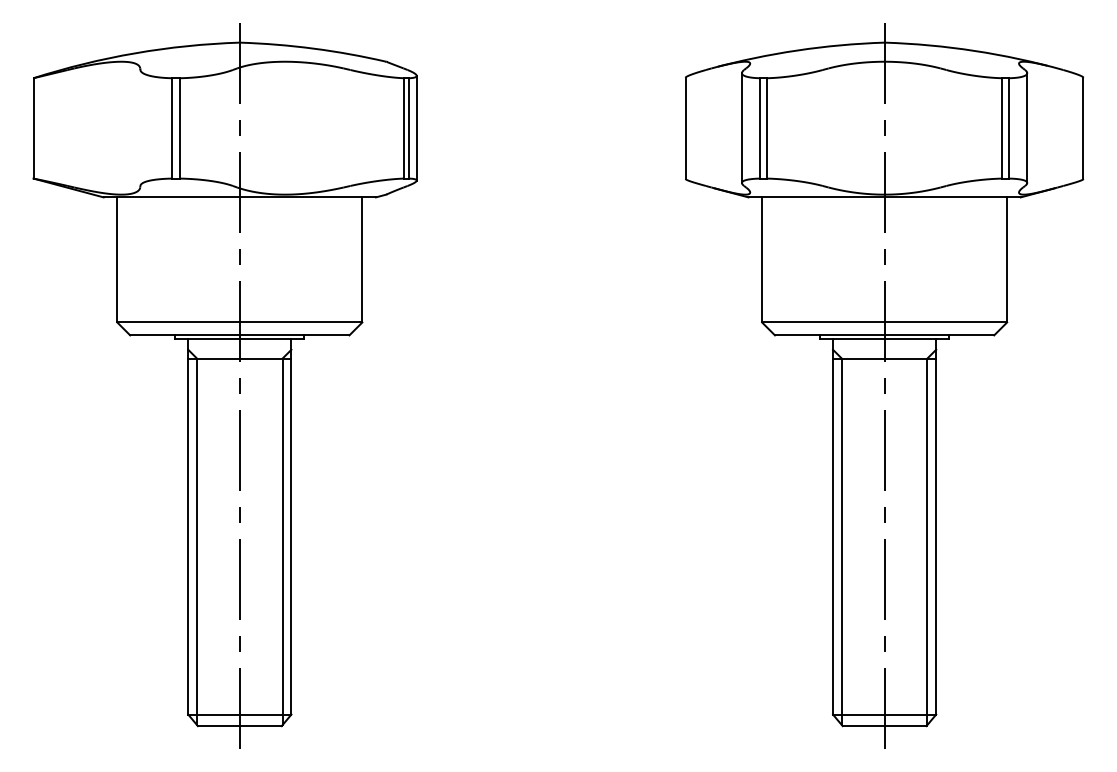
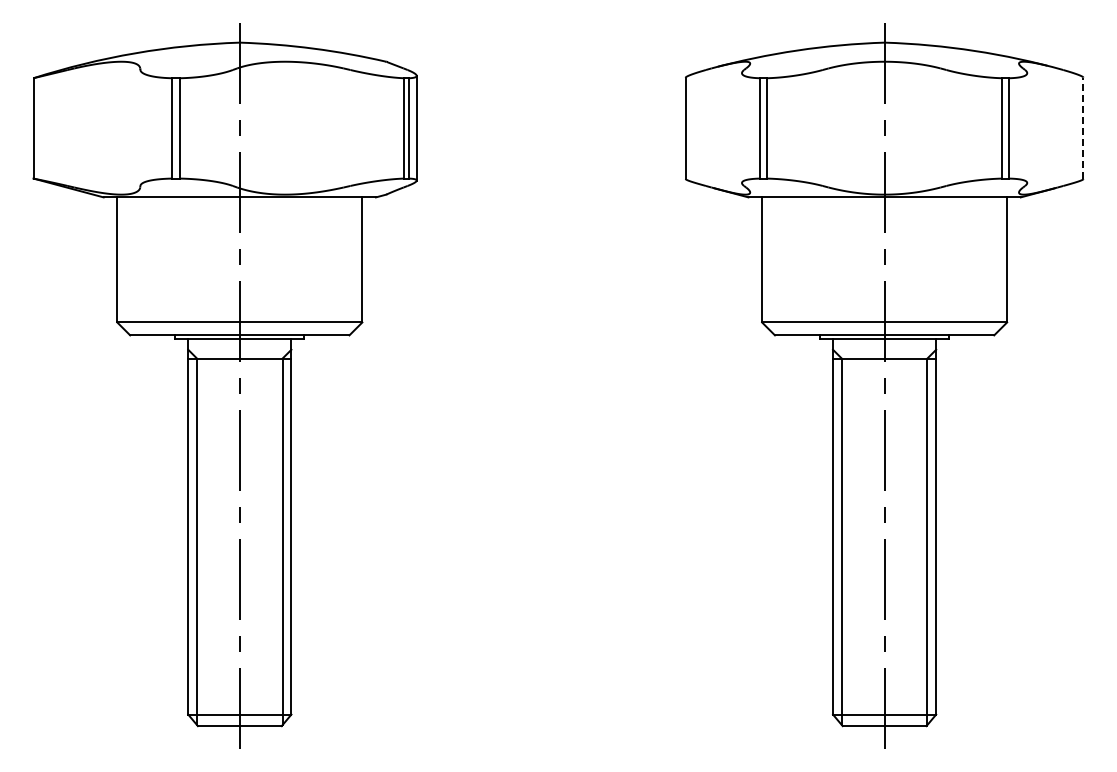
line: present -> none (742, 128)
line: present -> none (1027, 128)
line: solid -> dashed (1083, 128)
